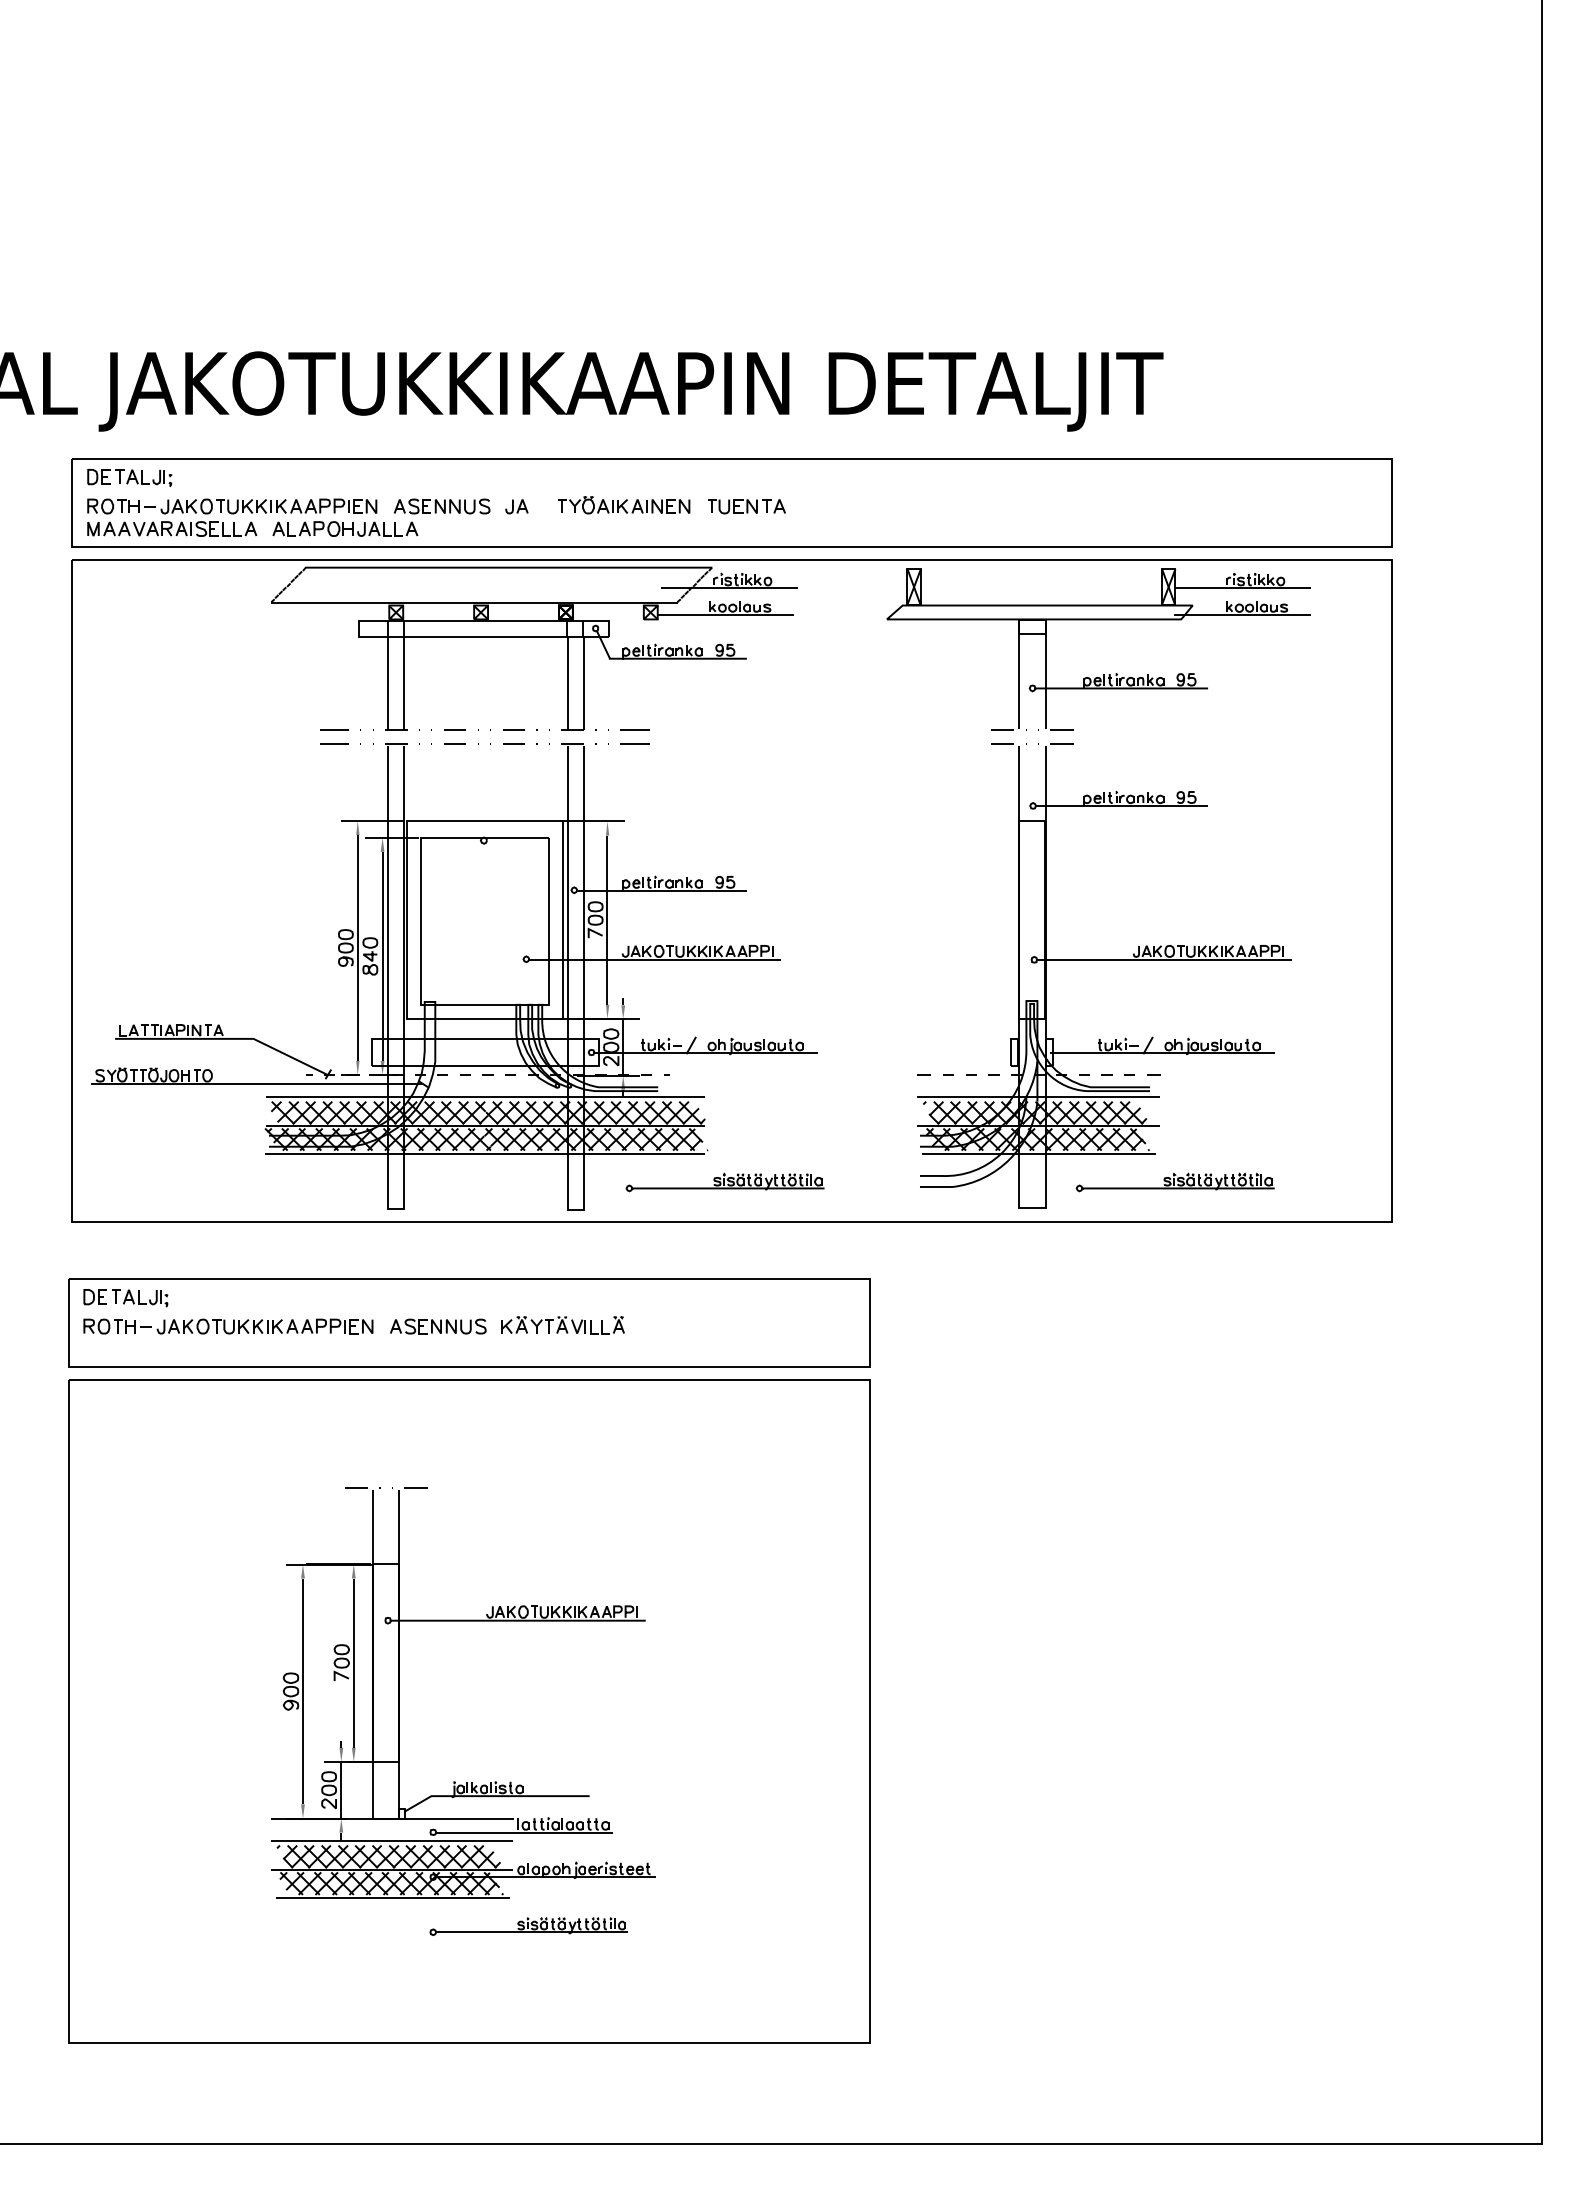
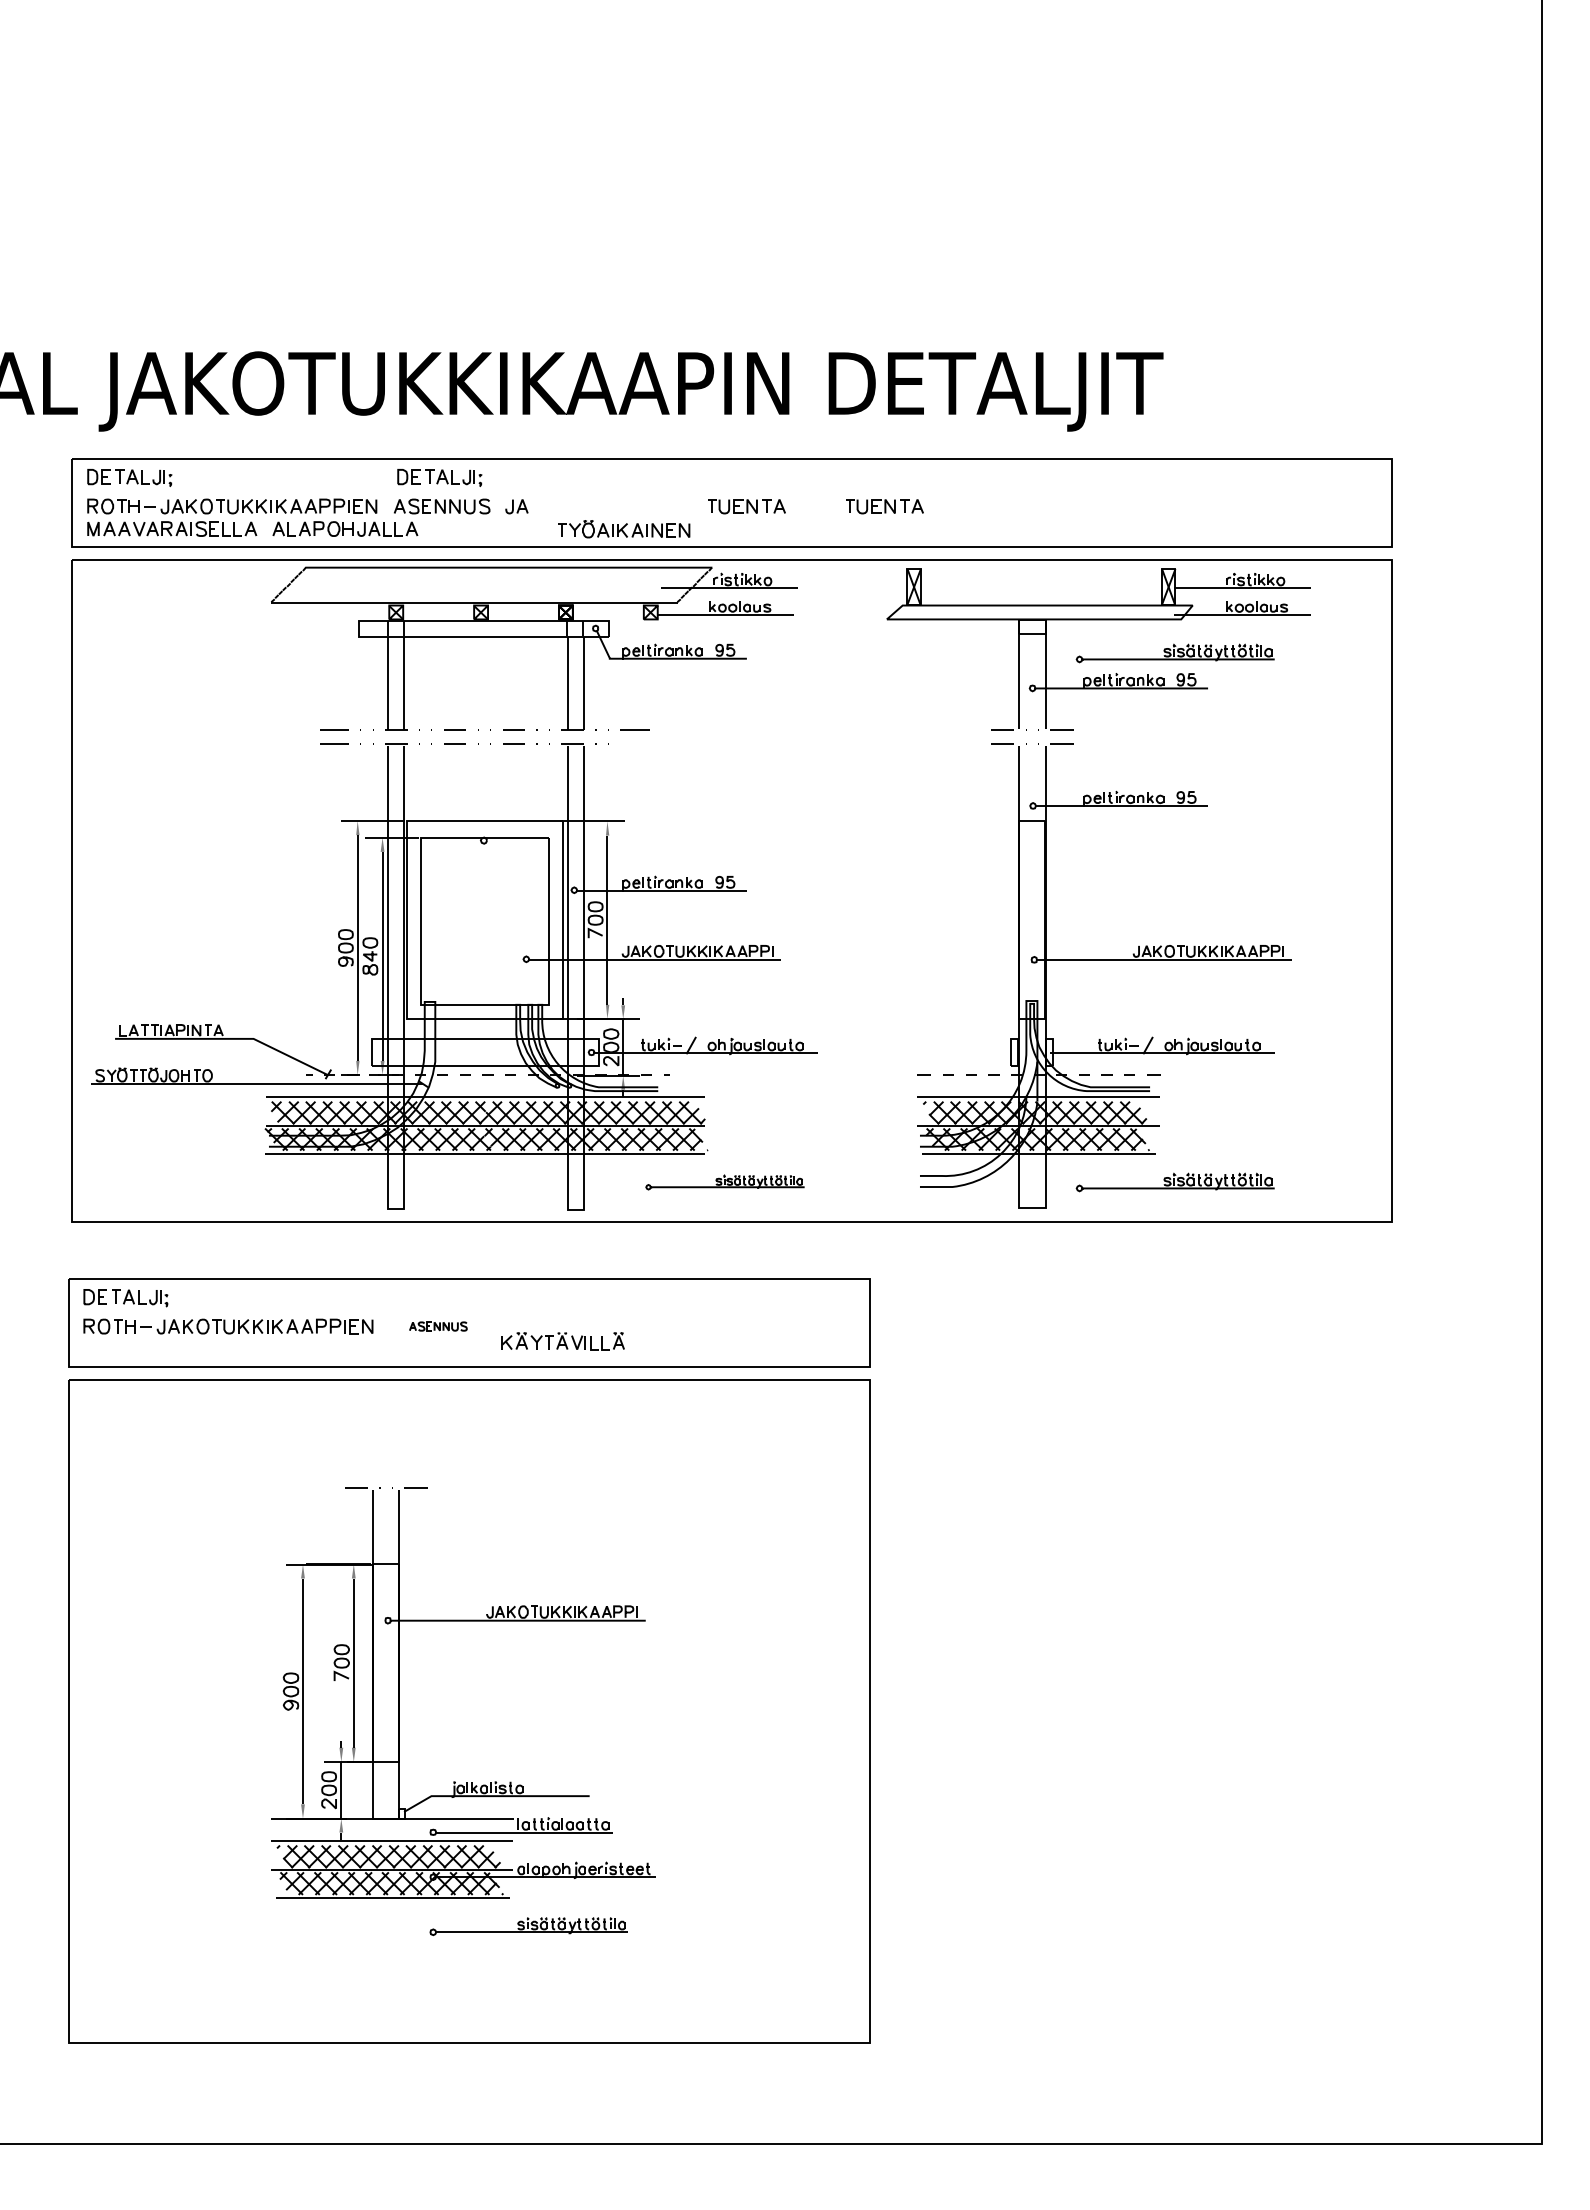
part: none -> present (439, 477)
part position: (624, 505) -> (624, 529) (624, 529)
part: none -> present (884, 506)
part: none -> present (1174, 653)
line: present -> none (634, 743)
part size: 200x21 px -> 160x17 px (724, 1182)
part position: (562, 1325) -> (562, 1341) (562, 1341)
part size: 97x17 px -> 59x11 px (438, 1326)
